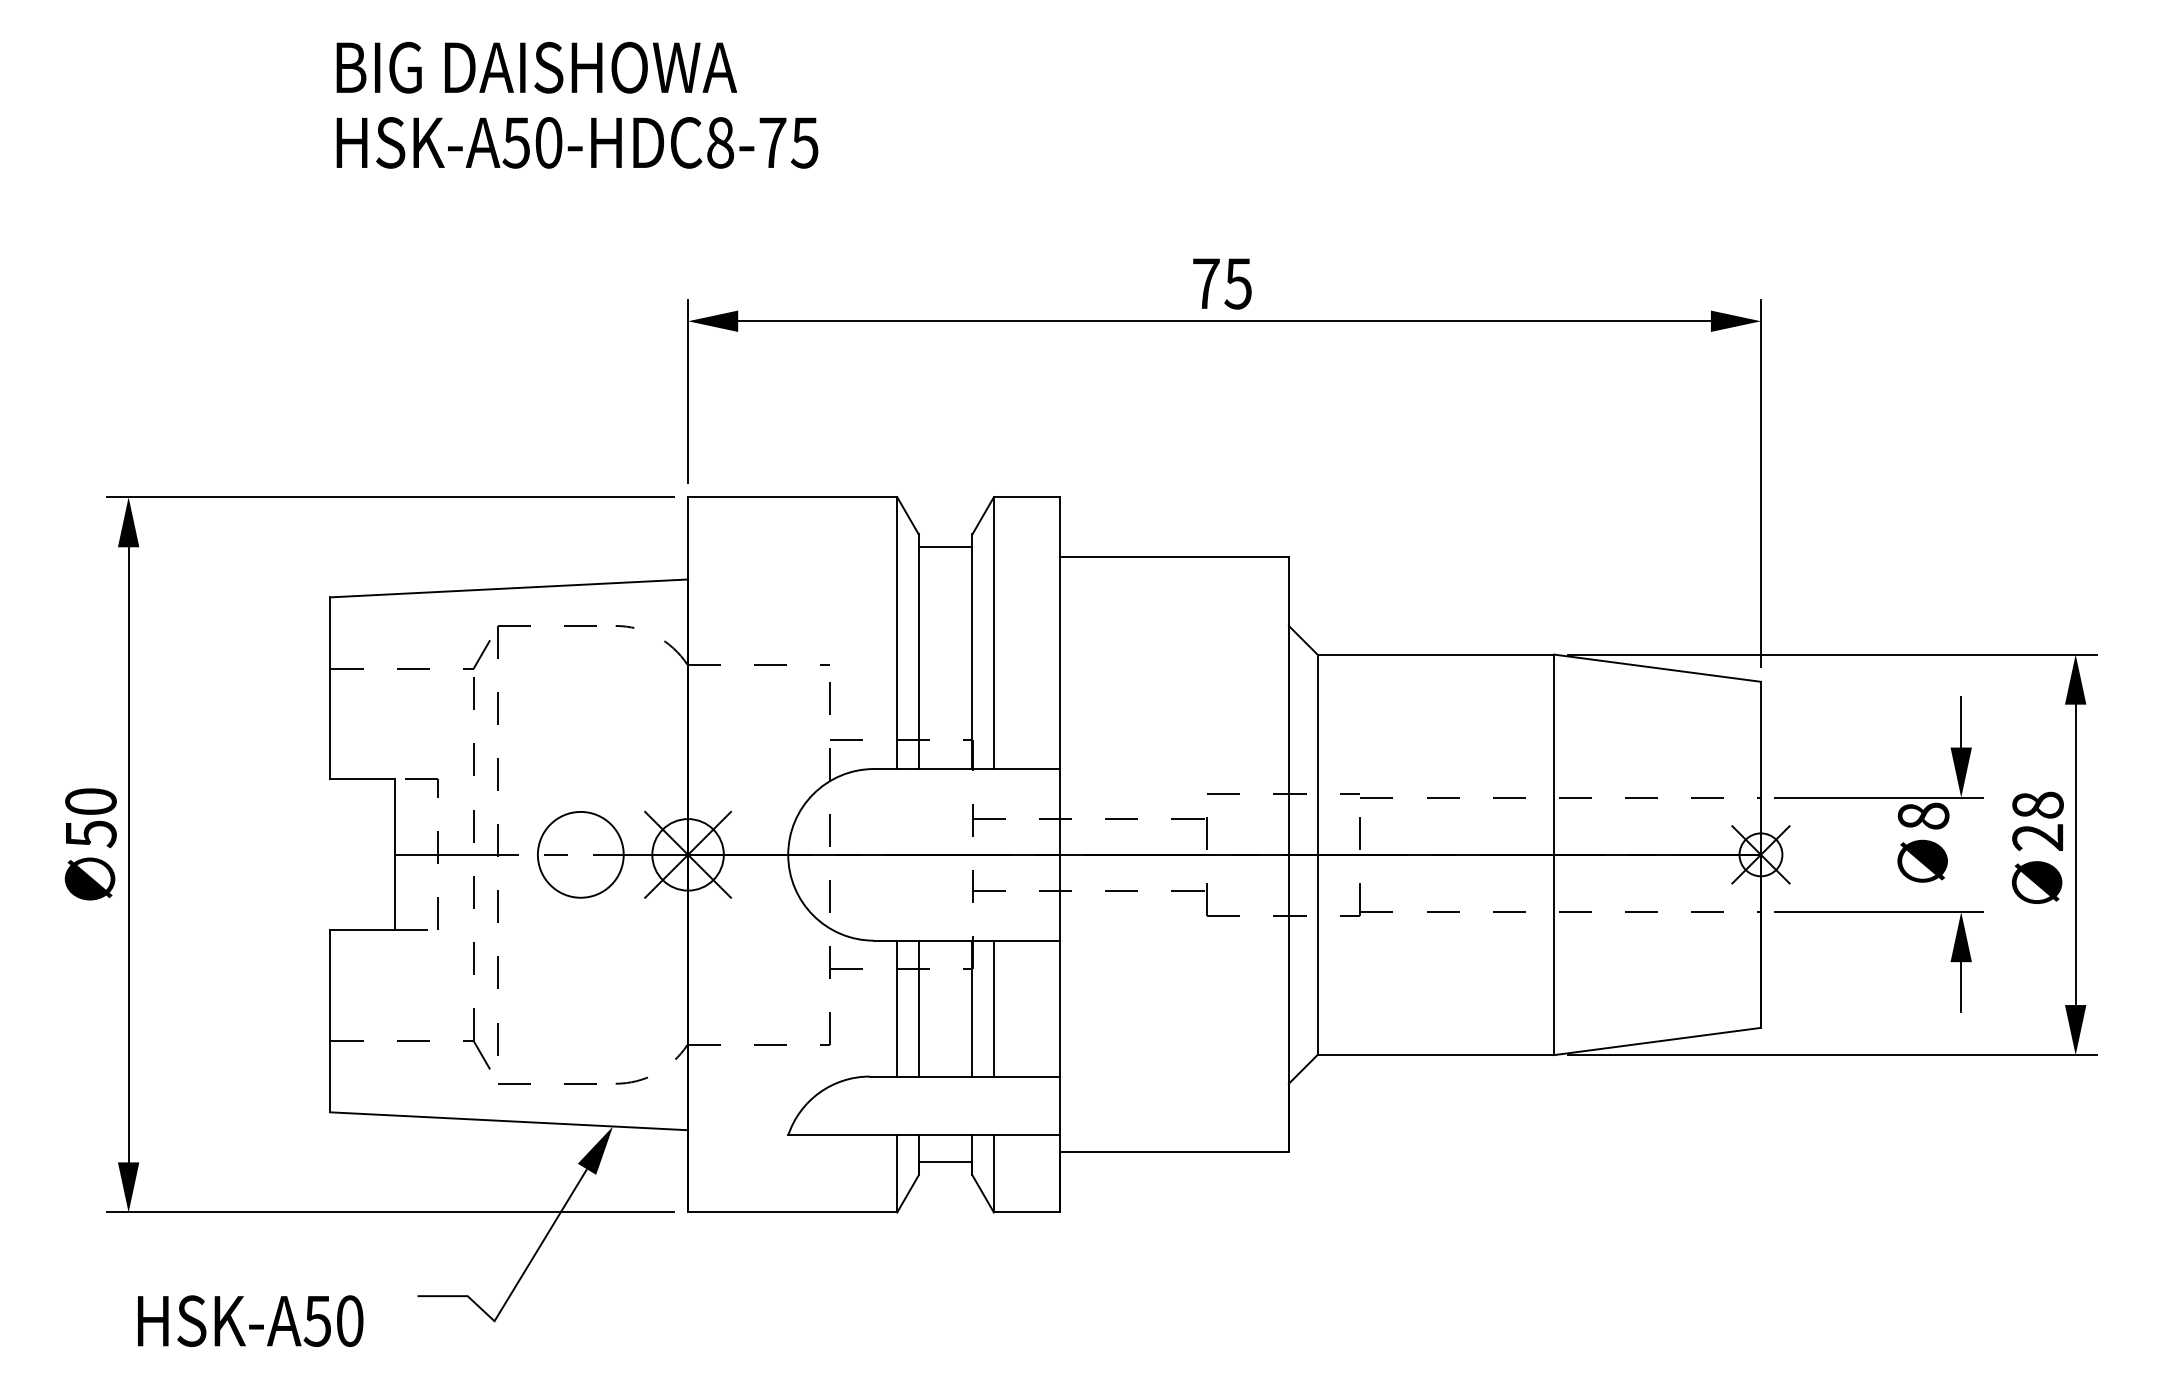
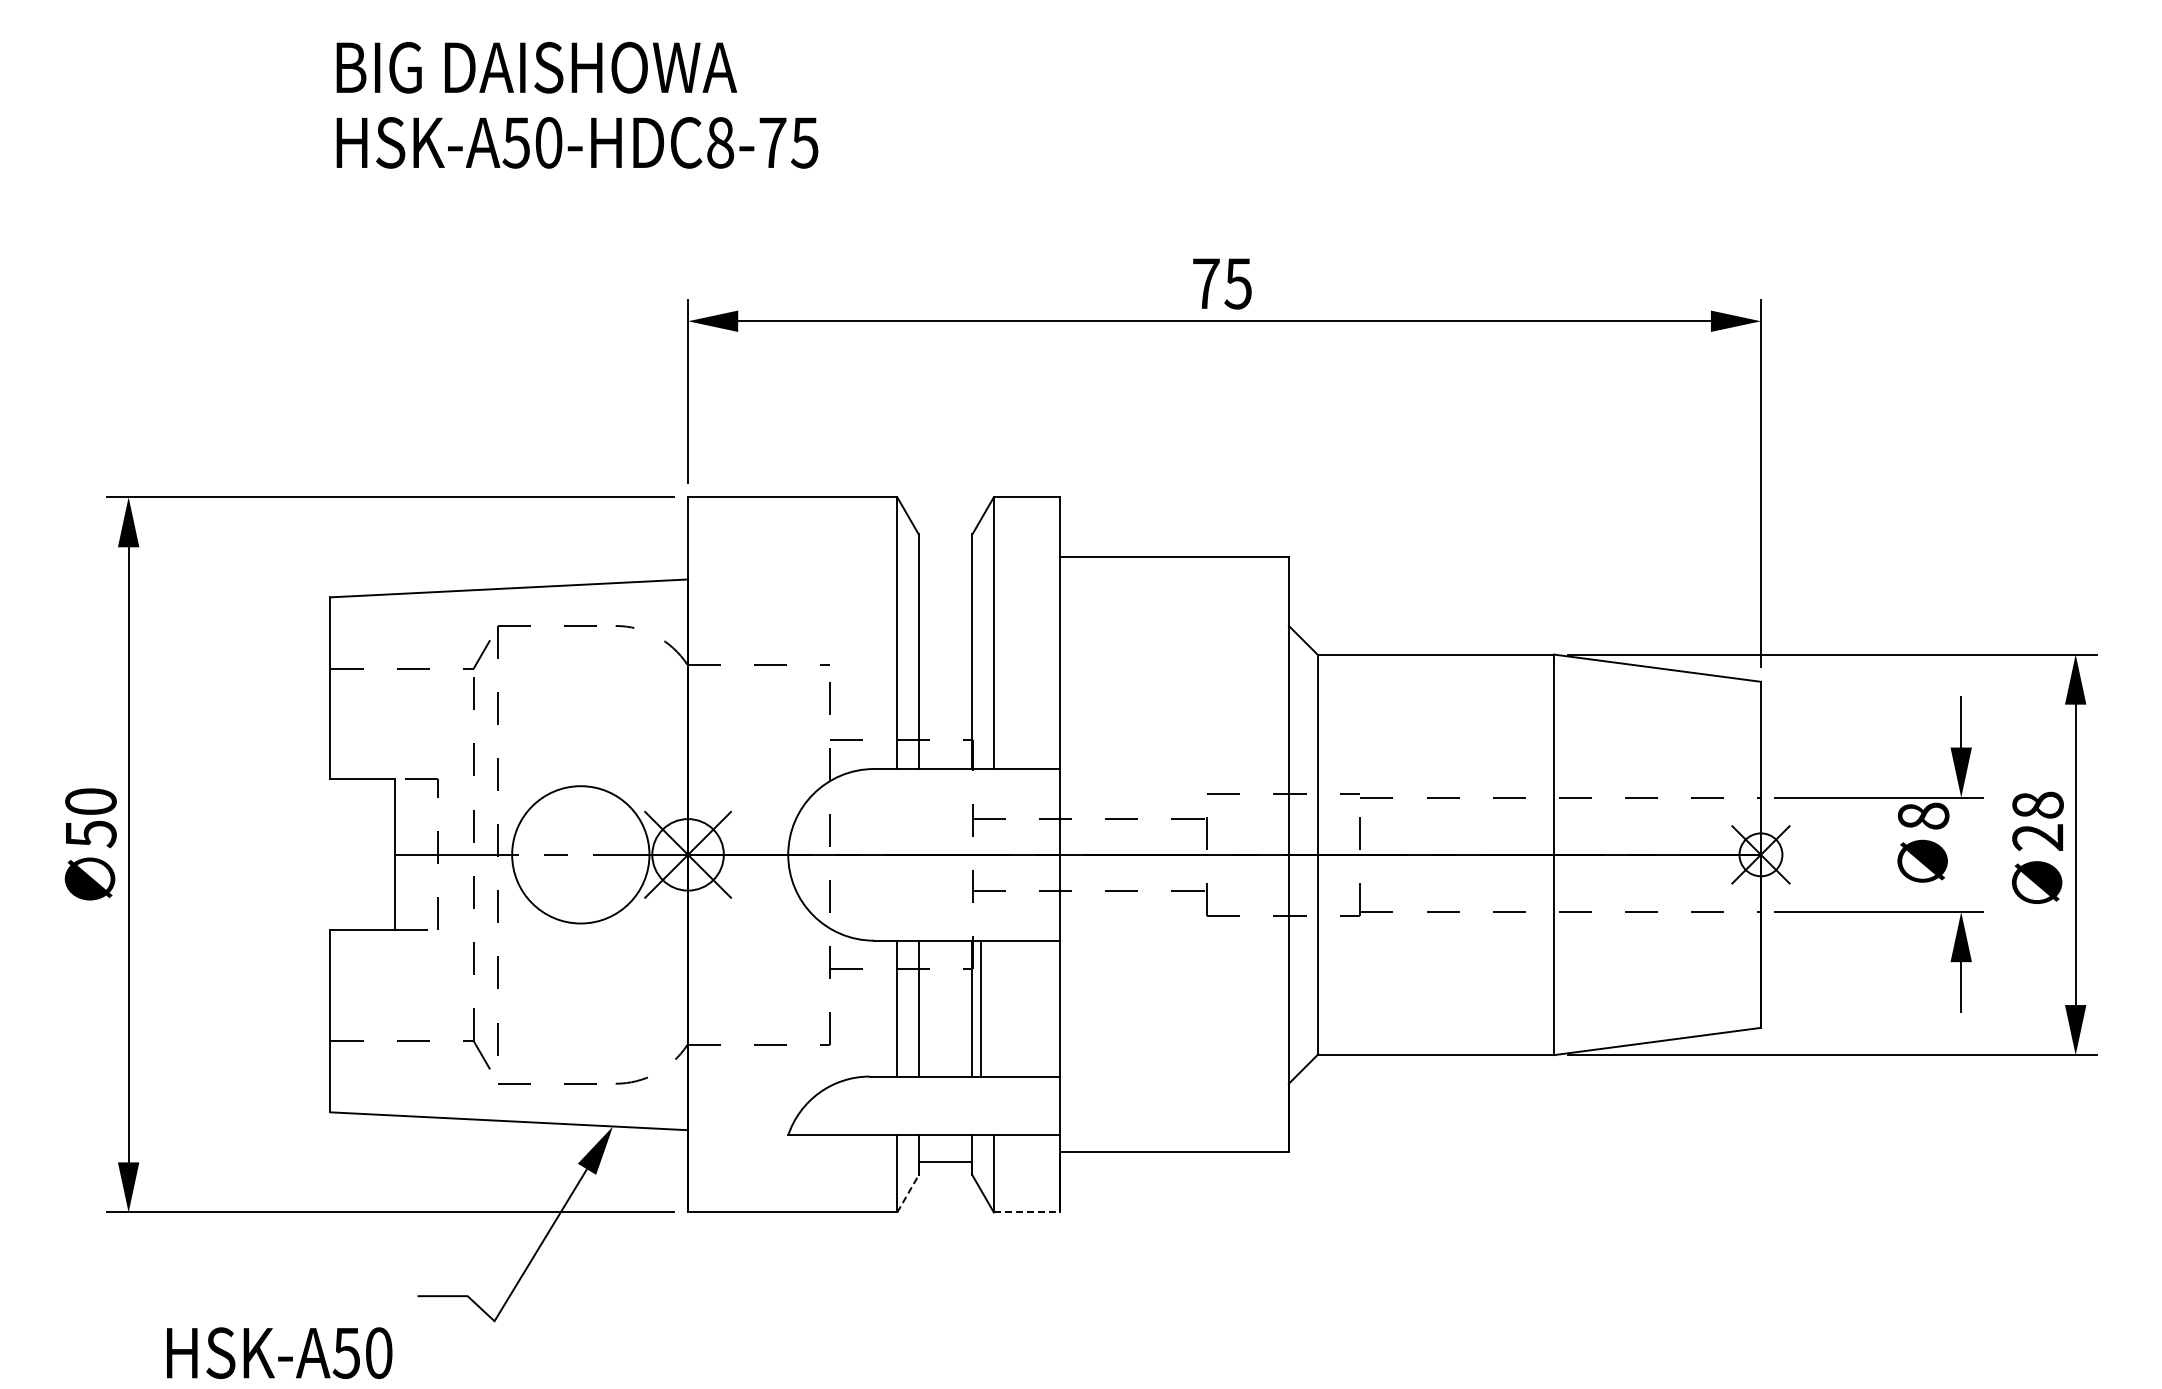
line: present -> none (945, 547)
circle diameter: 86 px -> 137 px (580, 854)
line position: (993, 1008) -> (980, 1008) (980, 1008)
line: solid -> dashed (908, 1193)
line: solid -> dashed (1027, 1212)
text position: (250, 1320) -> (279, 1352) (279, 1352)
